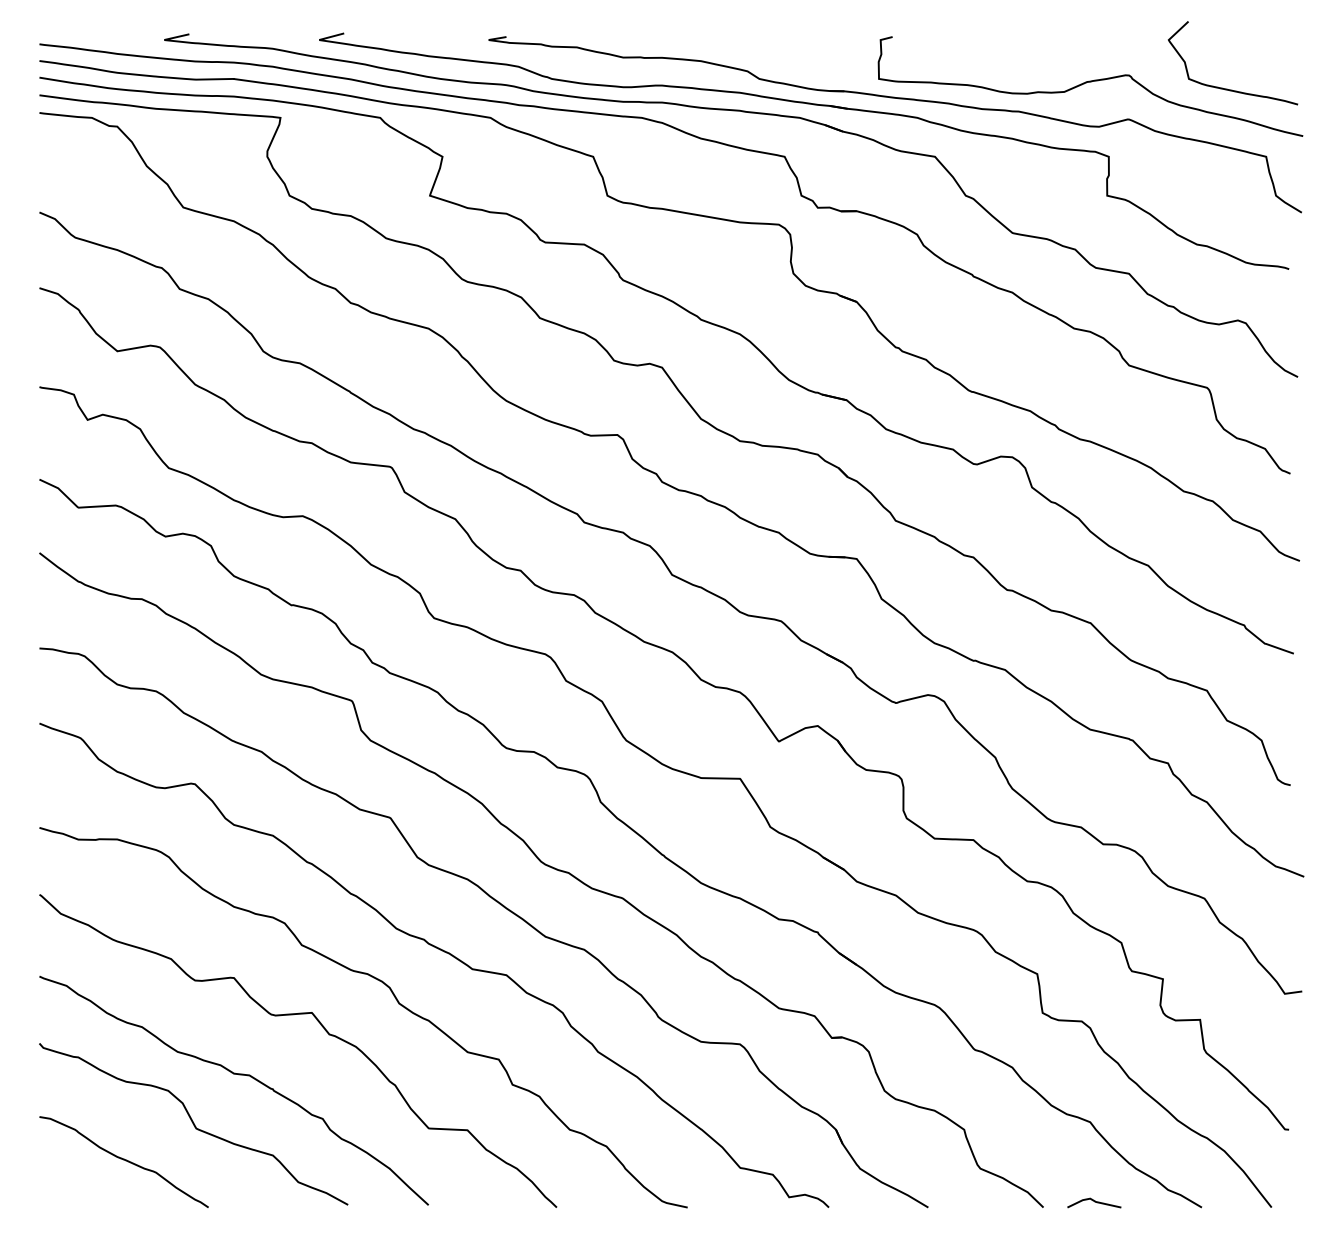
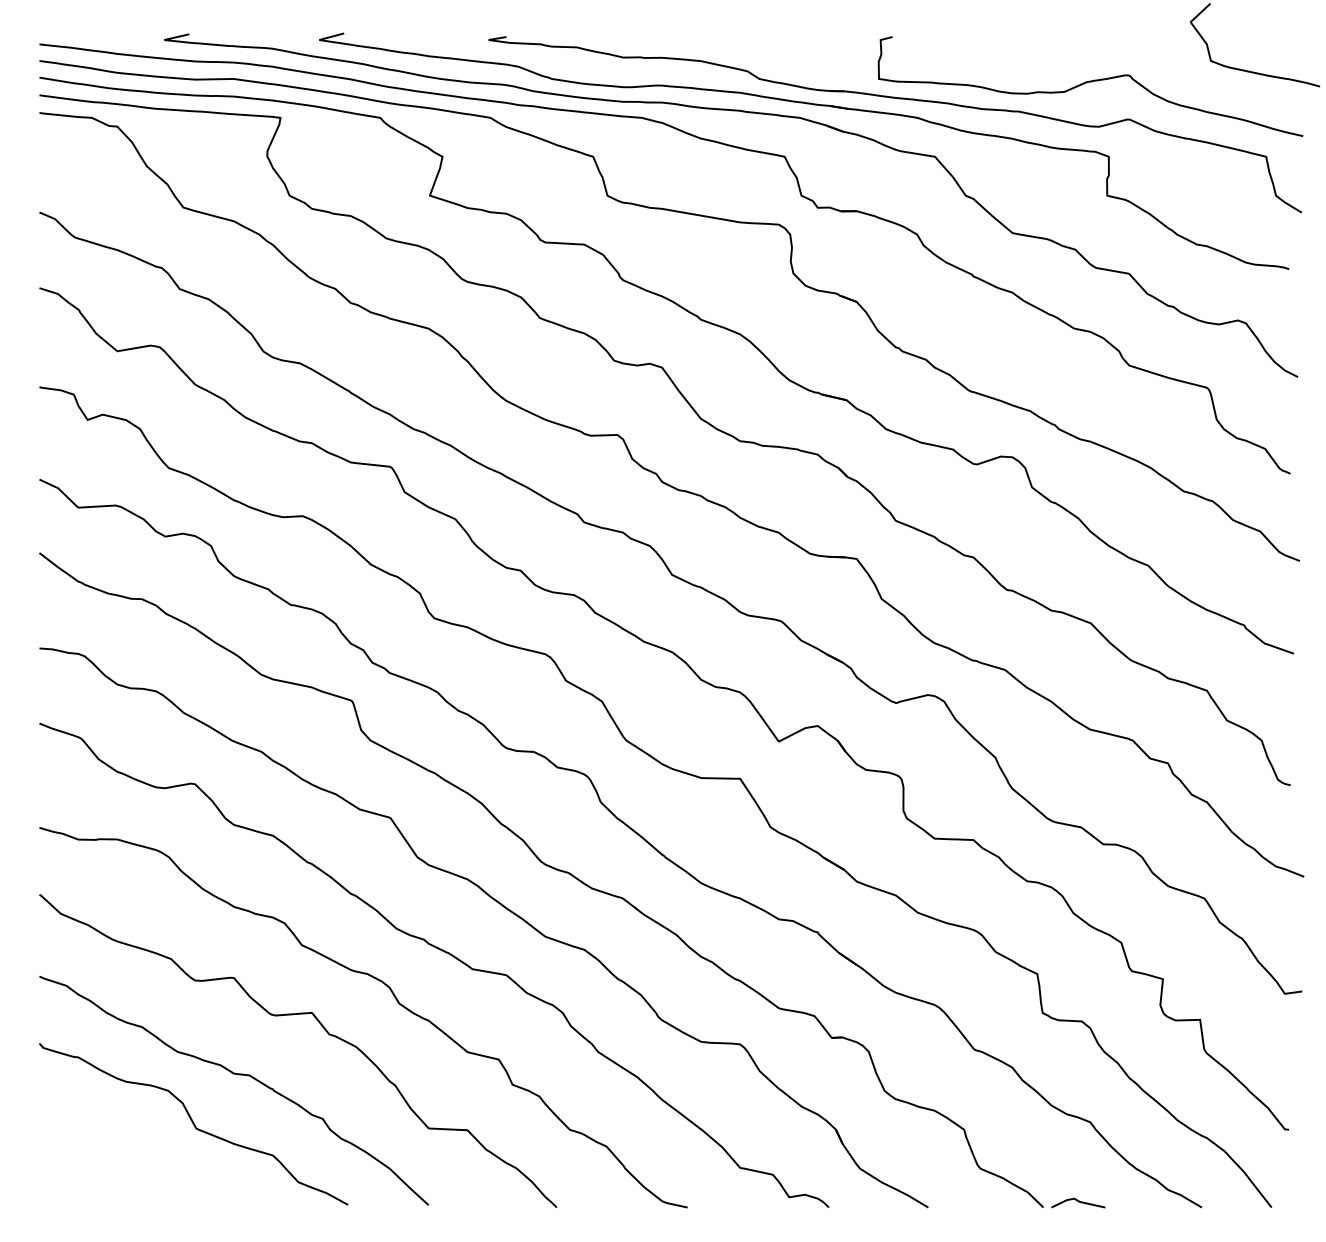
curve position: (1227, 88) -> (1249, 70) (1249, 70)
curve: present -> none (123, 1160)
line position: (1094, 1202) -> (1078, 1202) (1078, 1202)
